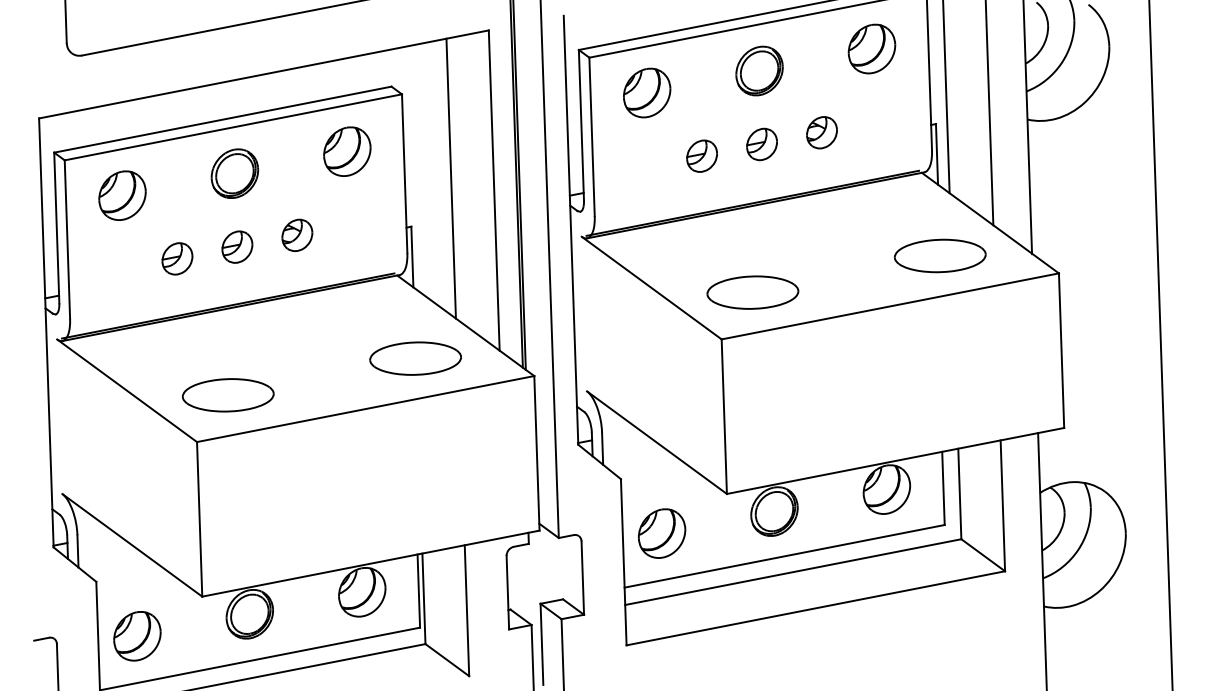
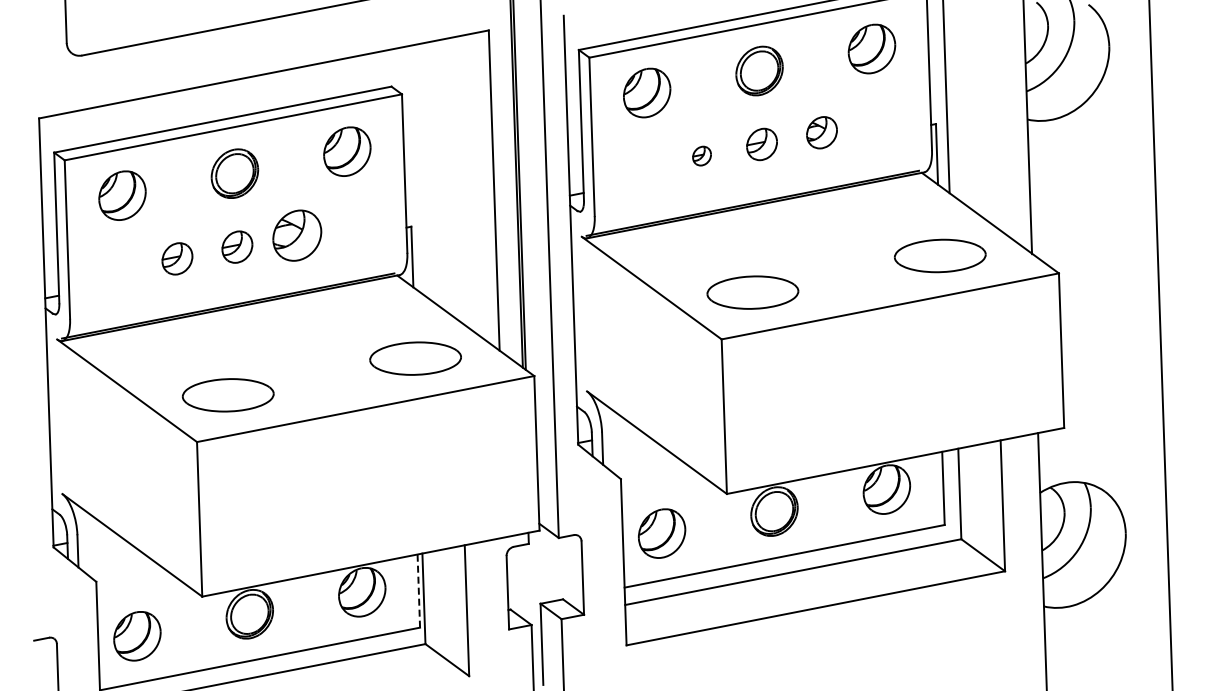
line: present -> none (989, 113)
part size: 32x34 px -> 20x22 px (701, 155)
line: present -> none (450, 178)
part size: 33x34 px -> 51x53 px (297, 235)
line: solid -> dashed (418, 591)
